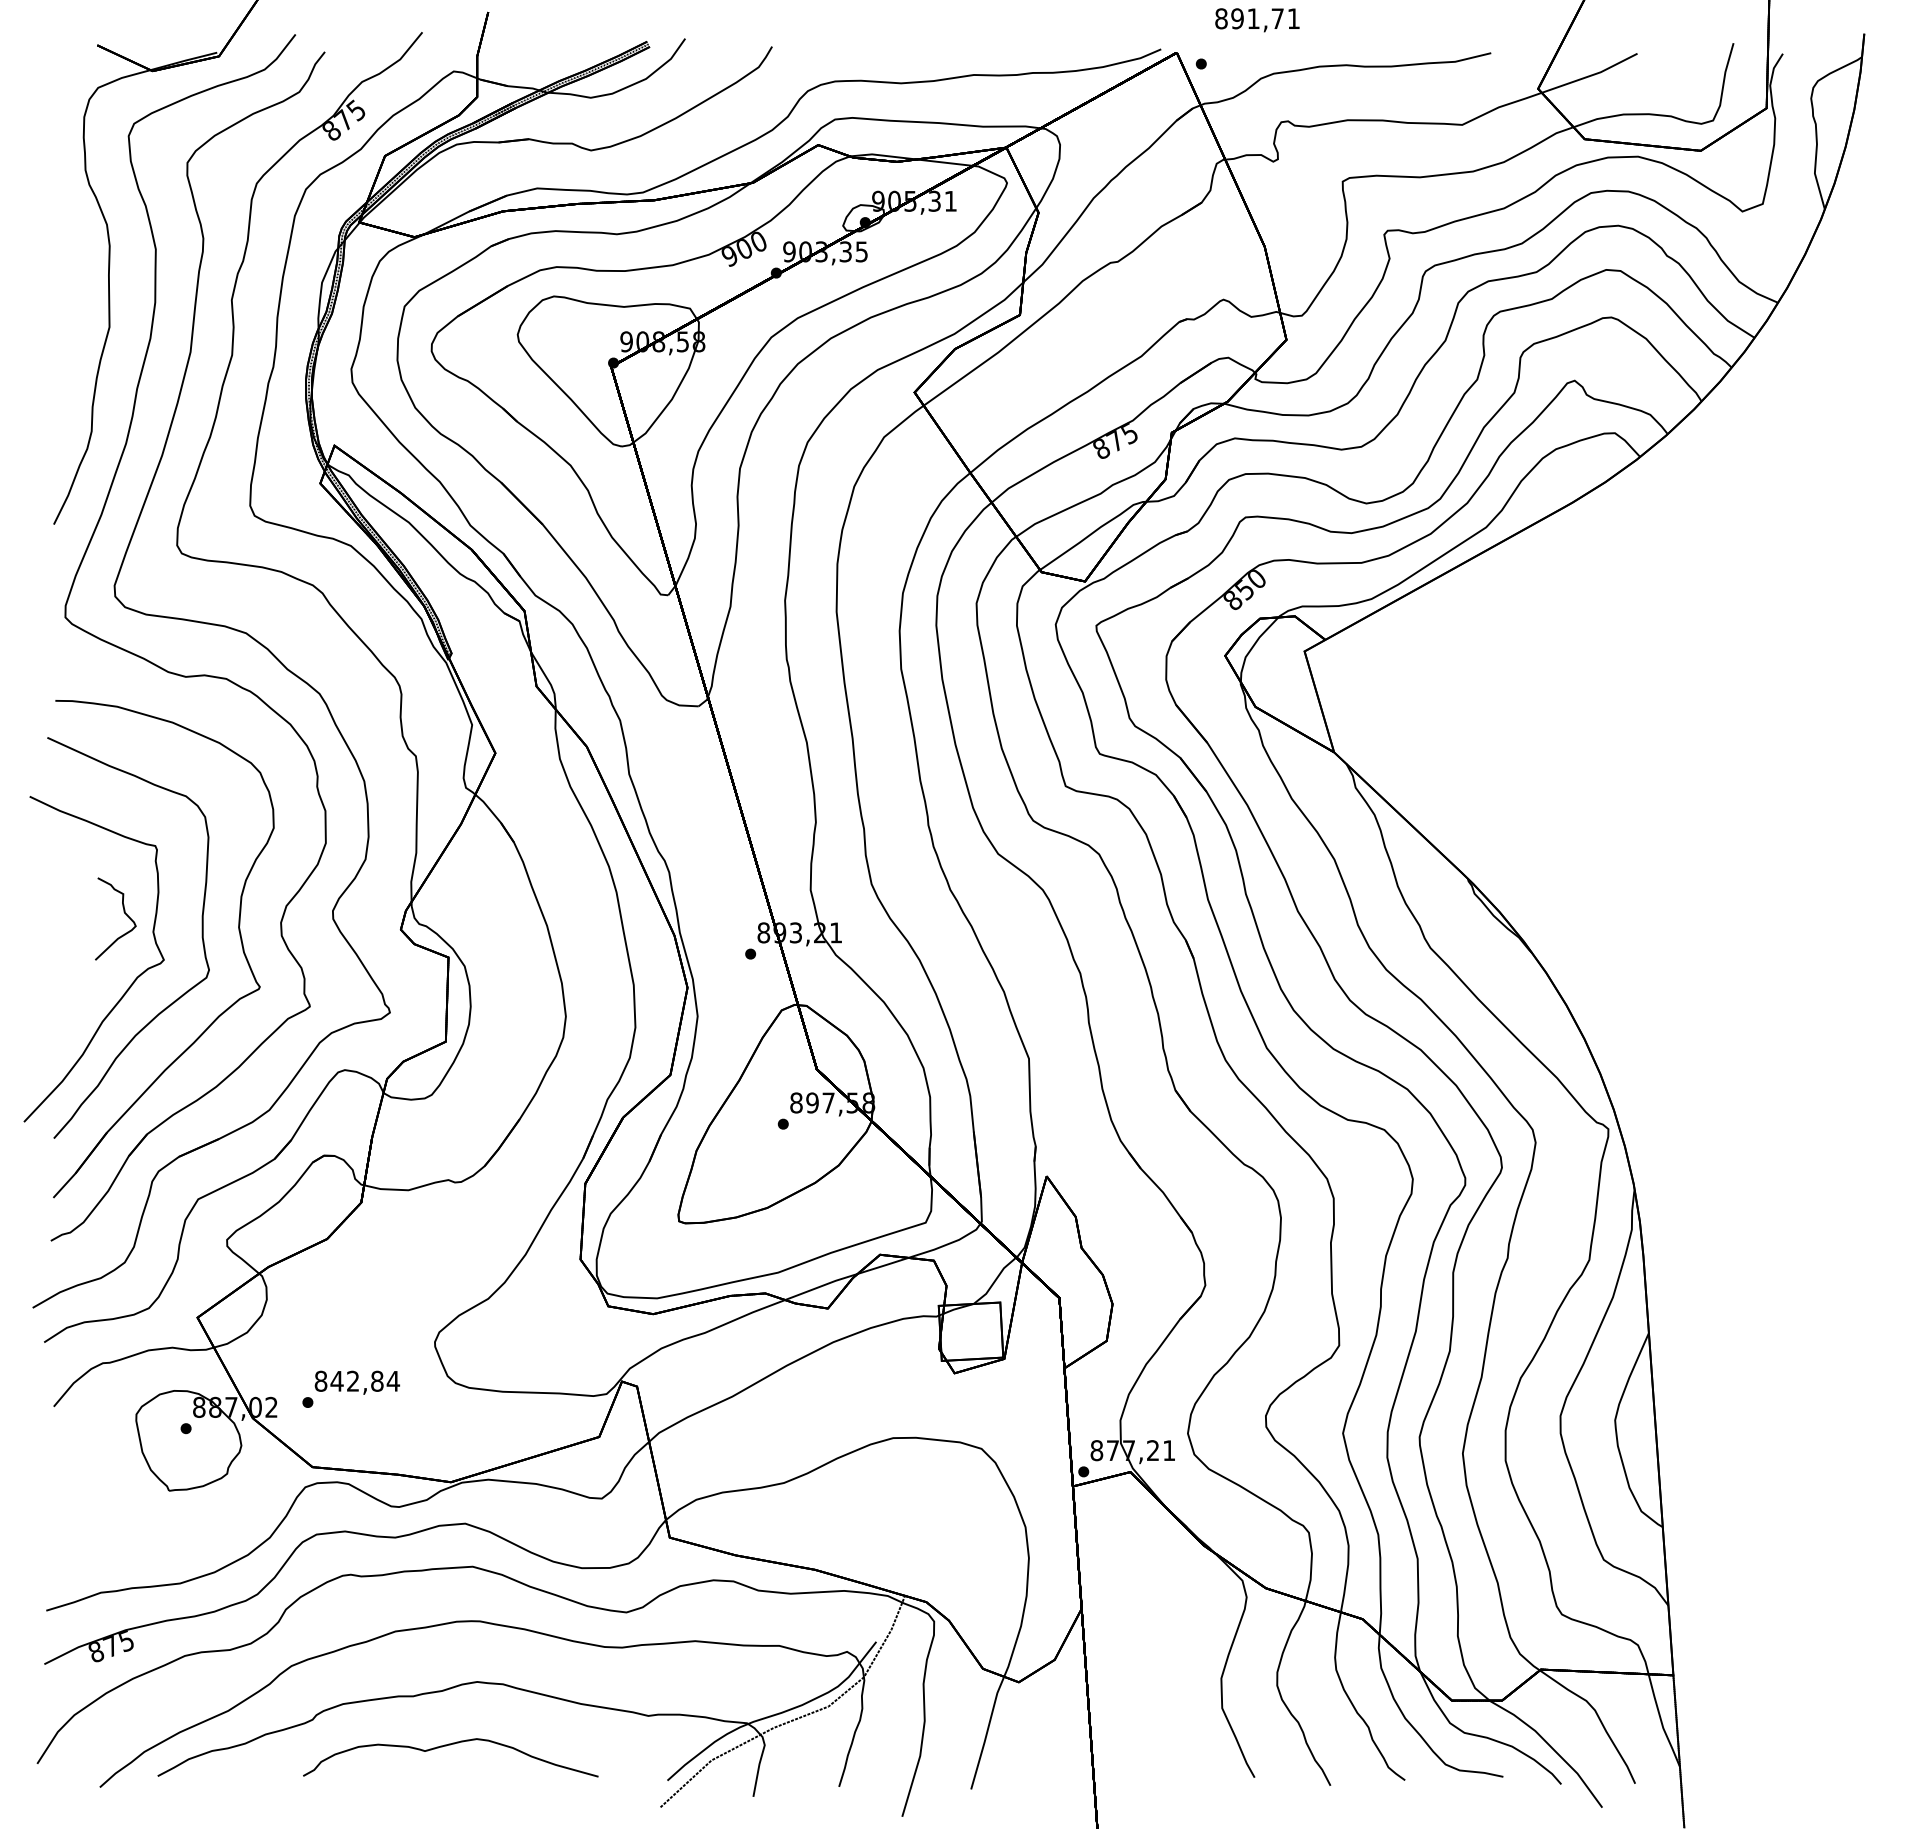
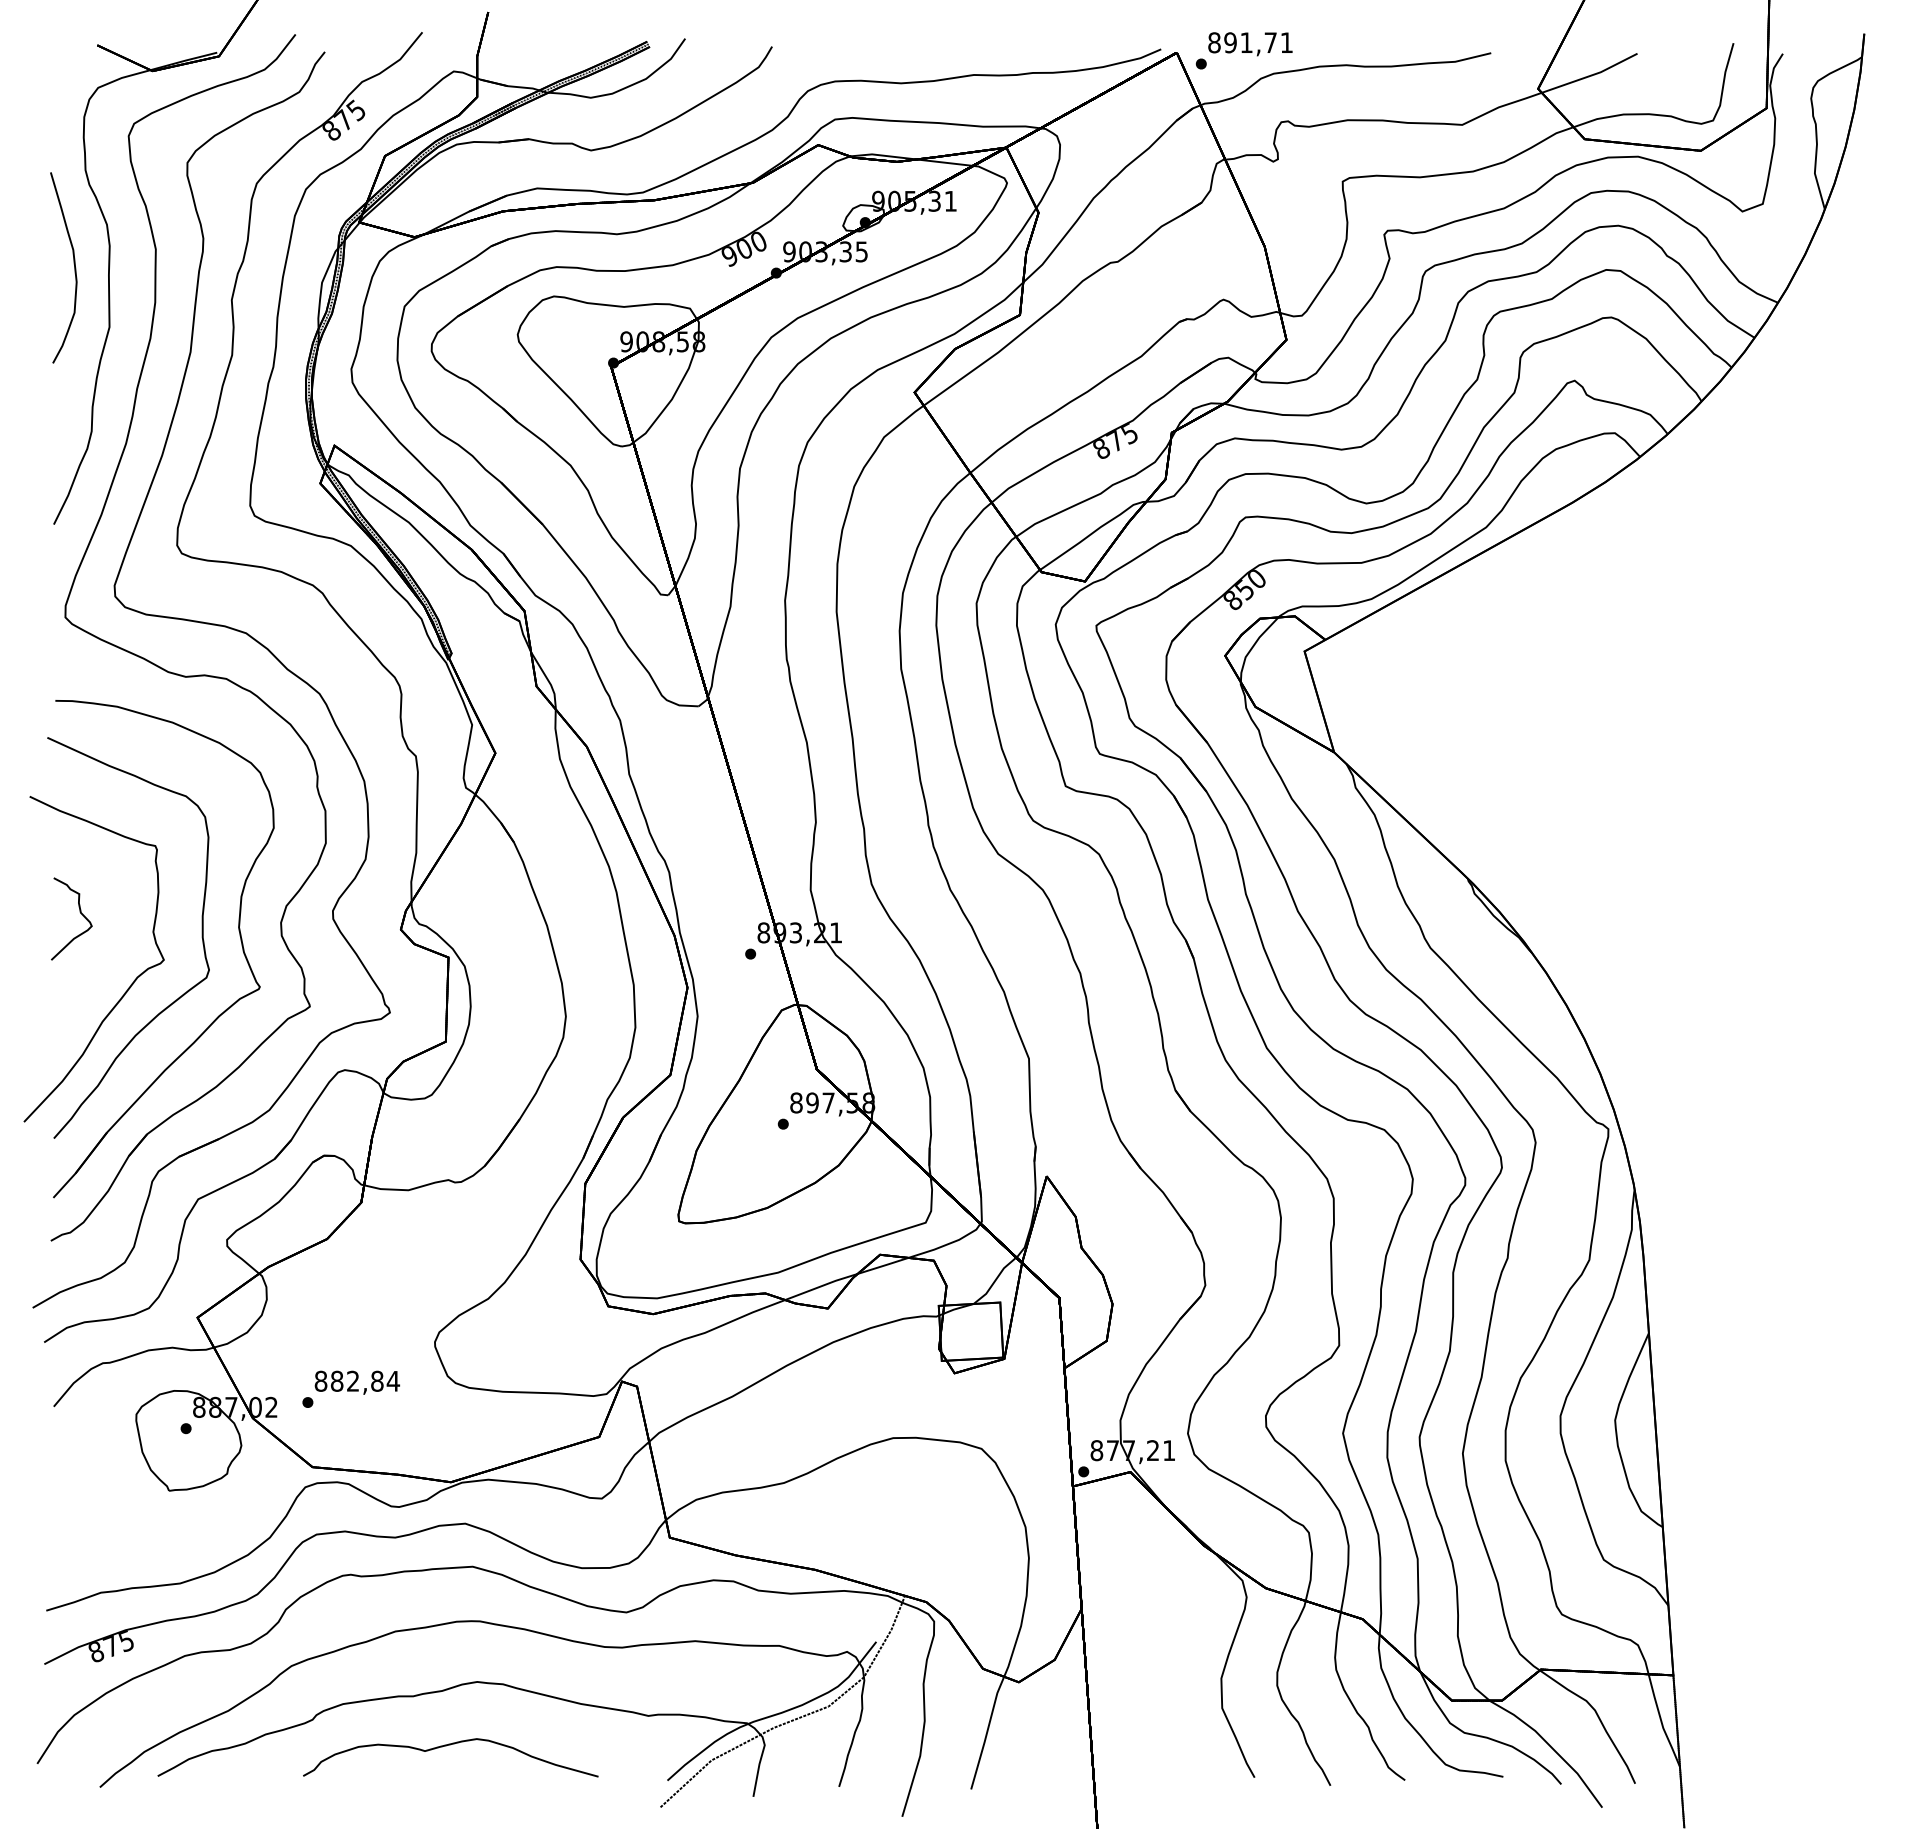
text position: (1257, 20) -> (1250, 44) (1250, 44)
curve: none -> present (73, 264)
part position: (123, 912) -> (79, 912) (79, 912)
text: 842,84 -> 882,84 (336, 1380)
